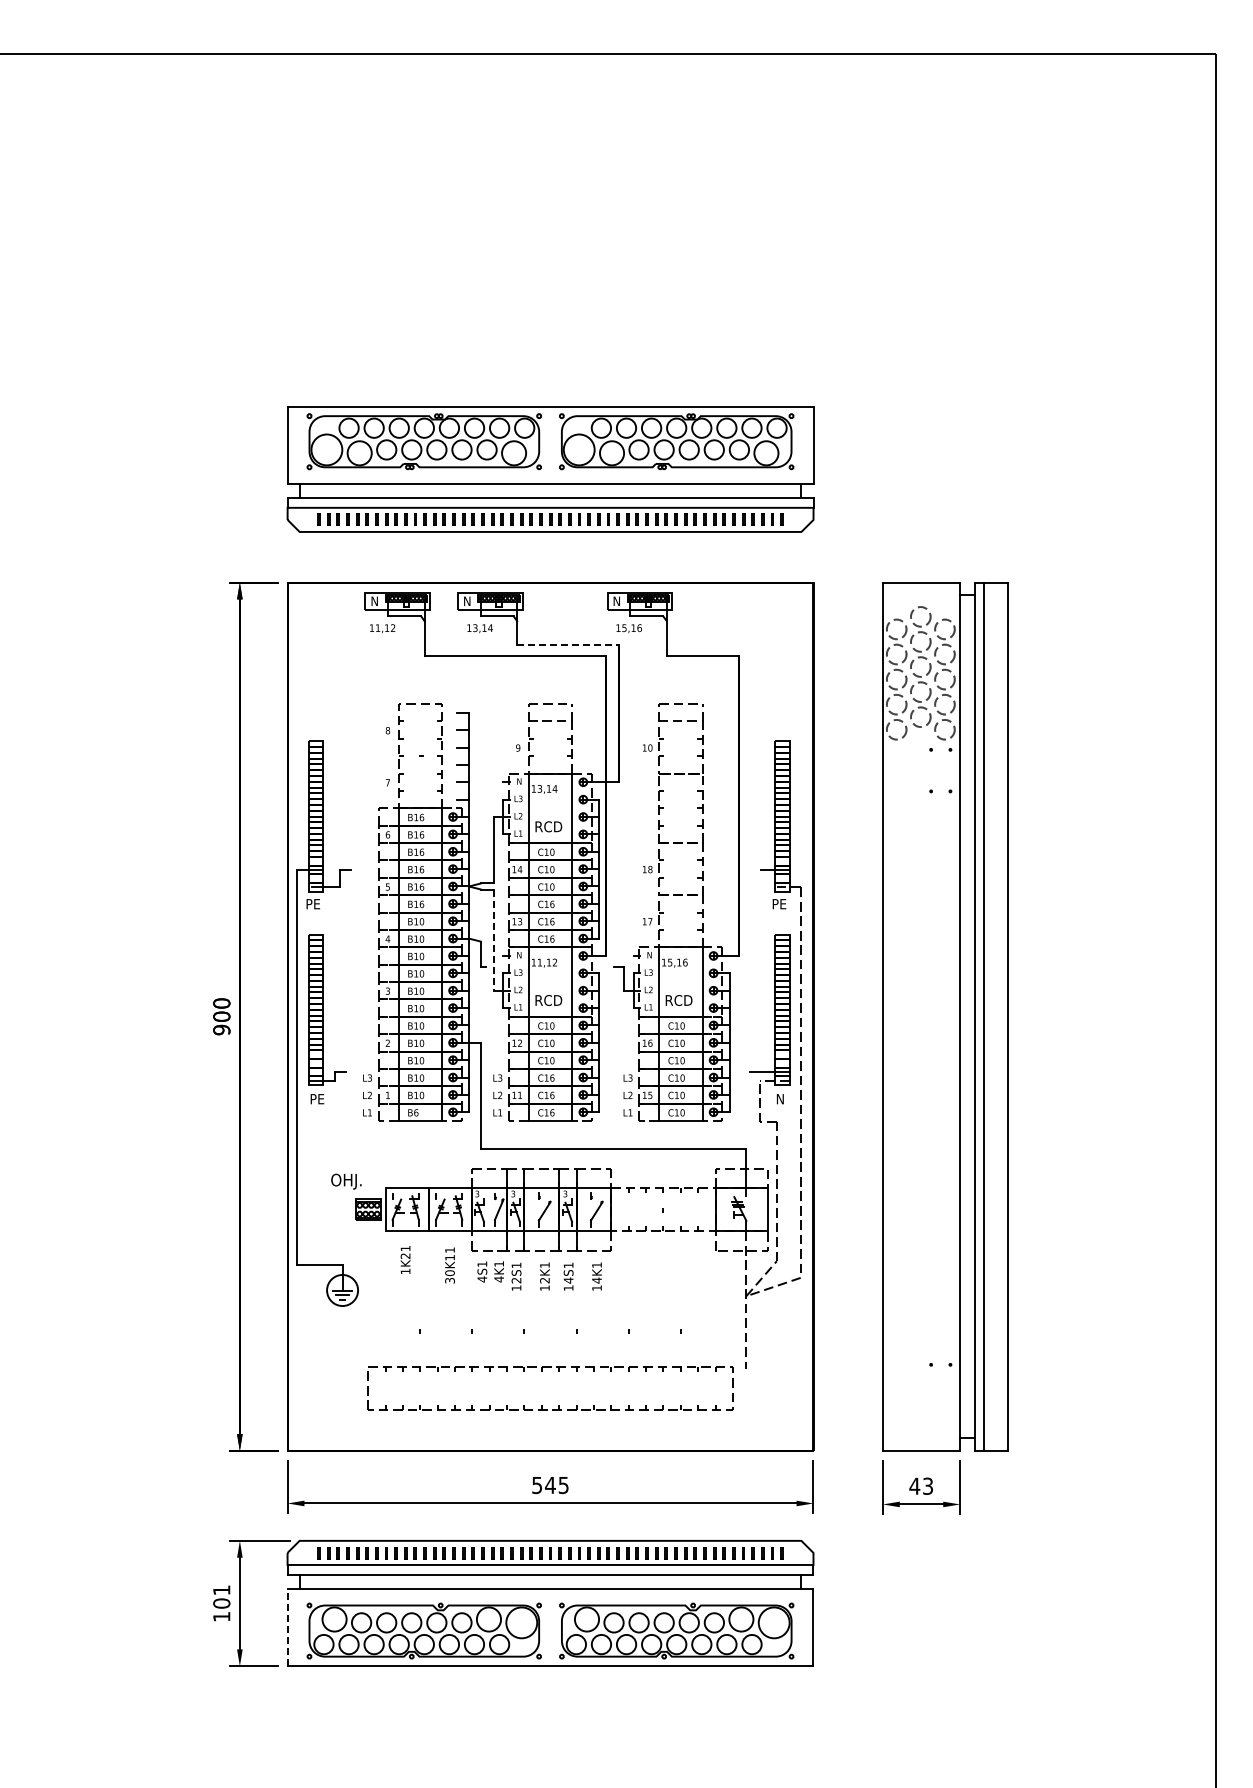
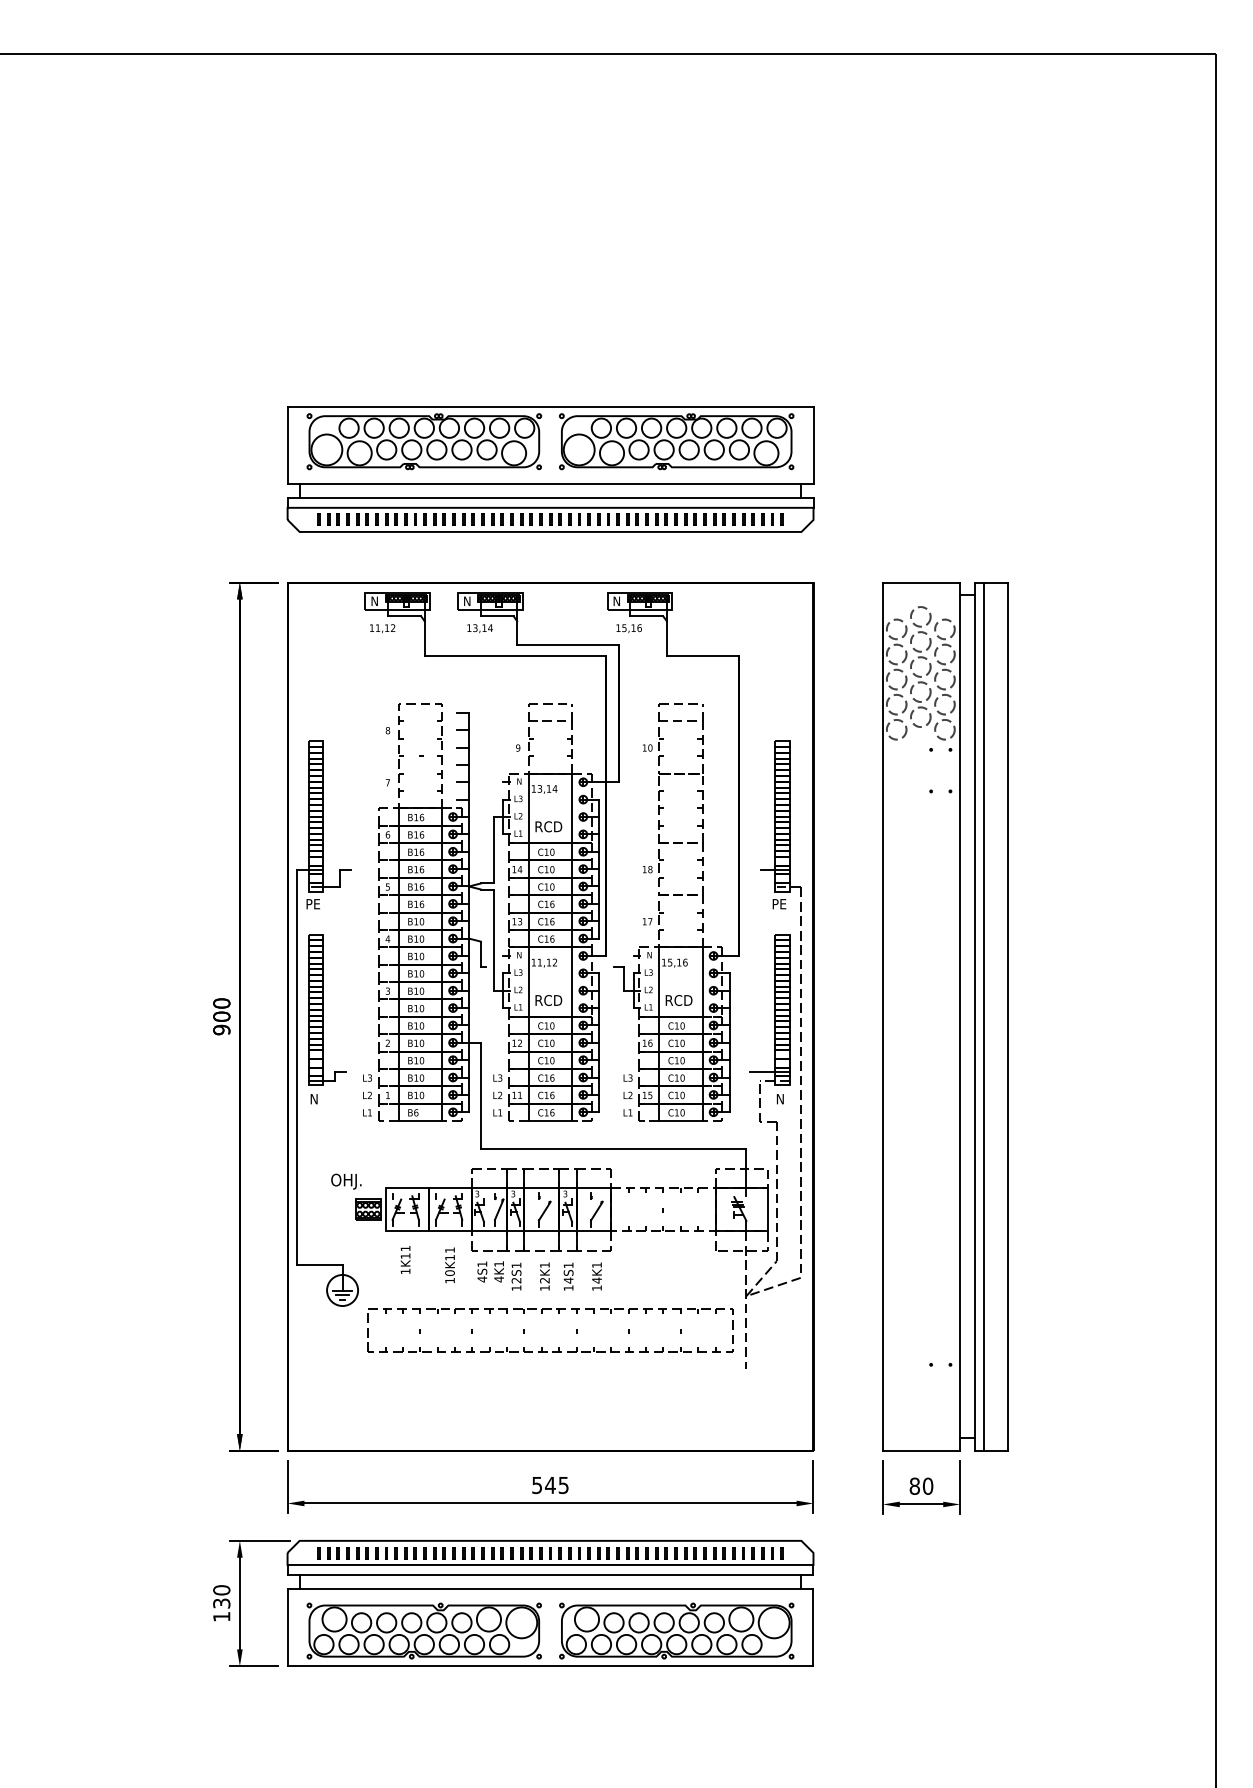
line: dashed -> solid (568, 645)
line: dashed -> solid (493, 940)
text: PE -> N (318, 1099)
text: 1K21 -> 1K11 (405, 1255)
text: 30K11 -> 10K11 (449, 1280)
part position: (542, 1371) -> (542, 1313) (542, 1313)
text: 43 -> 80 (921, 1485)
text: 101 -> 130 (221, 1596)
line: dashed -> solid (287, 1627)
